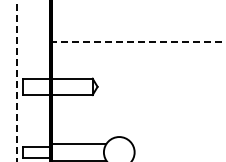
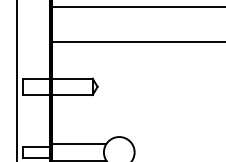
line: none -> present (135, 7)
line: dashed -> solid (137, 41)
line: dashed -> solid (16, 80)
